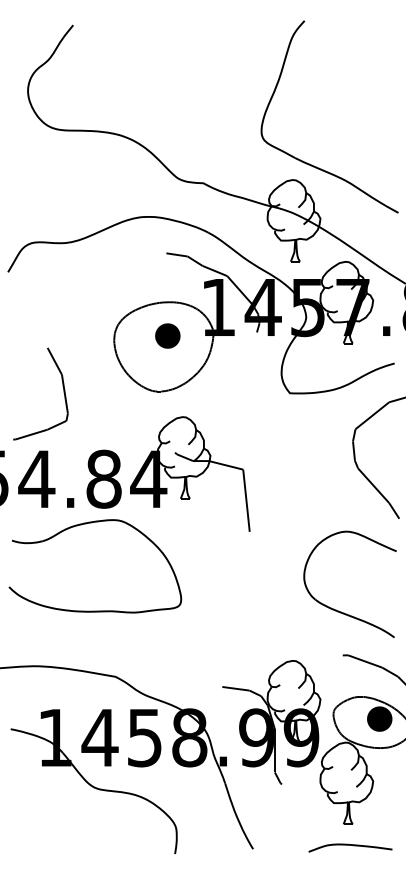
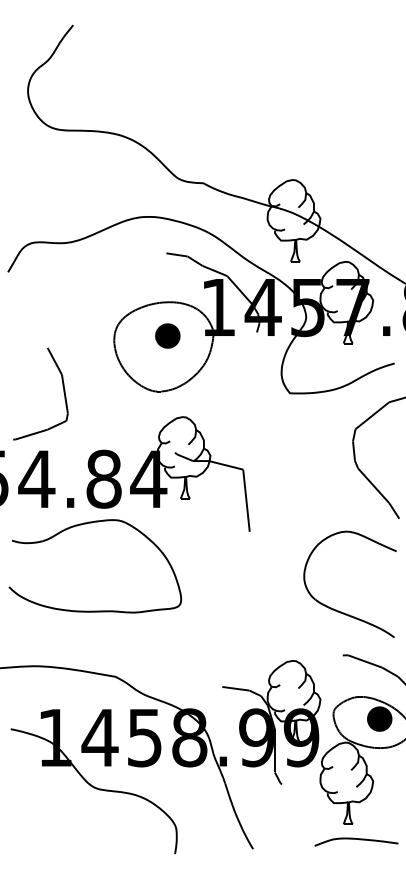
part: present -> none (307, 162)
curve position: (350, 845) -> (356, 839) (356, 839)
